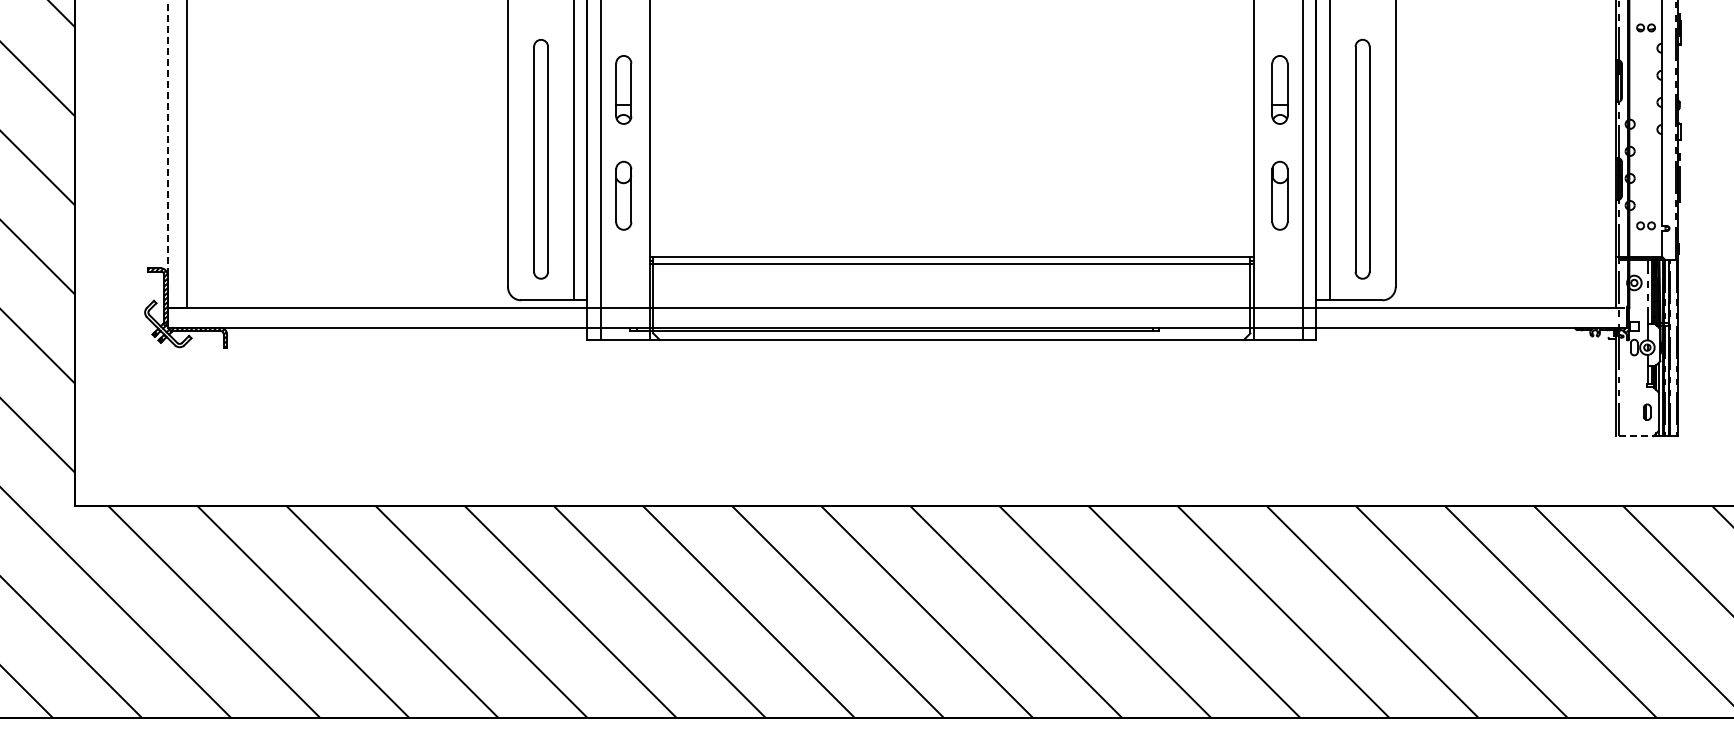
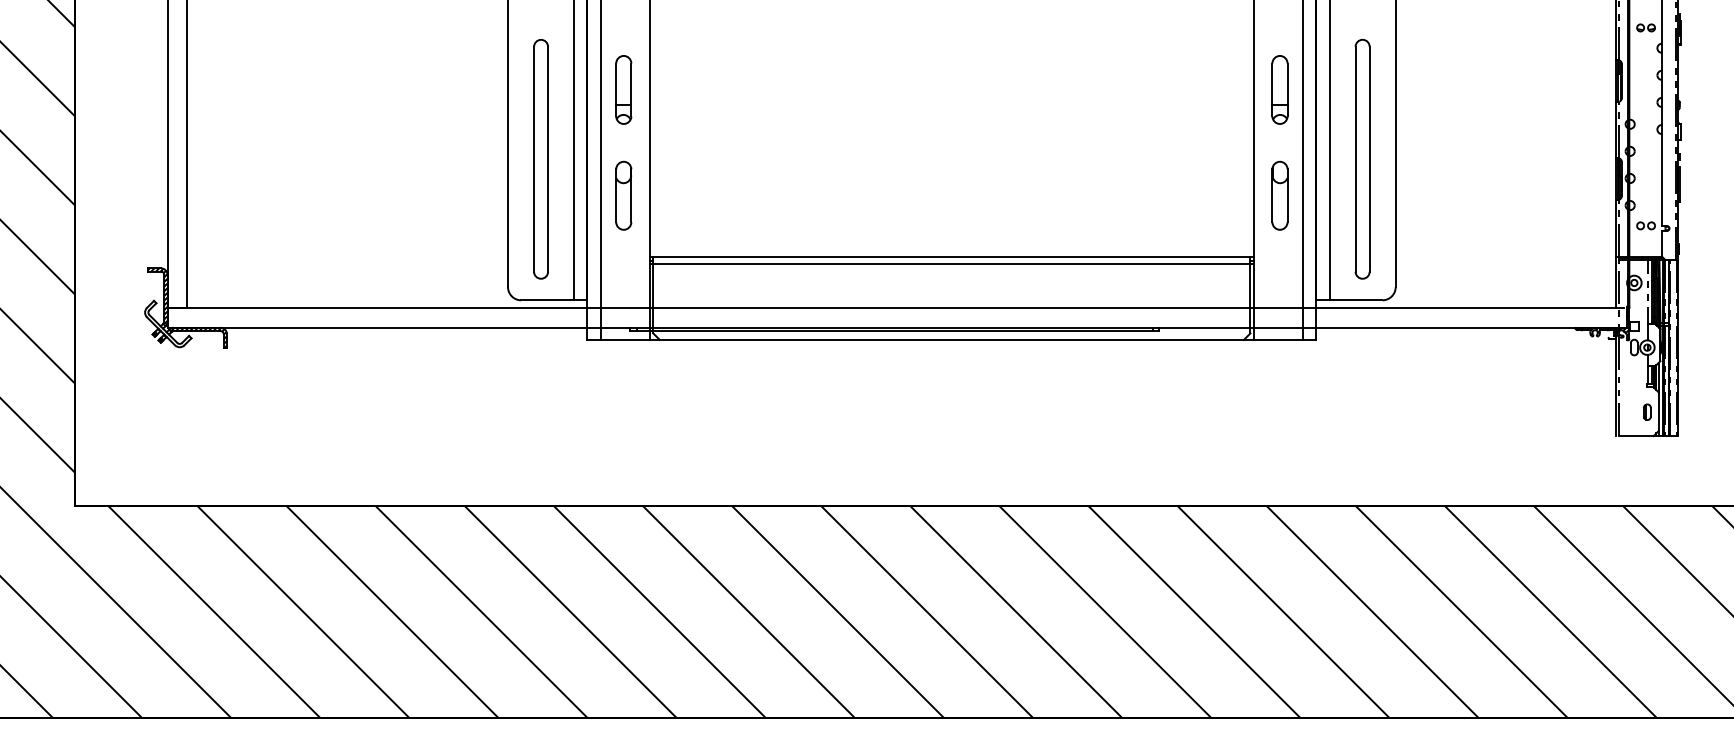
line: dashed -> solid (167, 154)
line: dashed -> solid (1636, 436)
